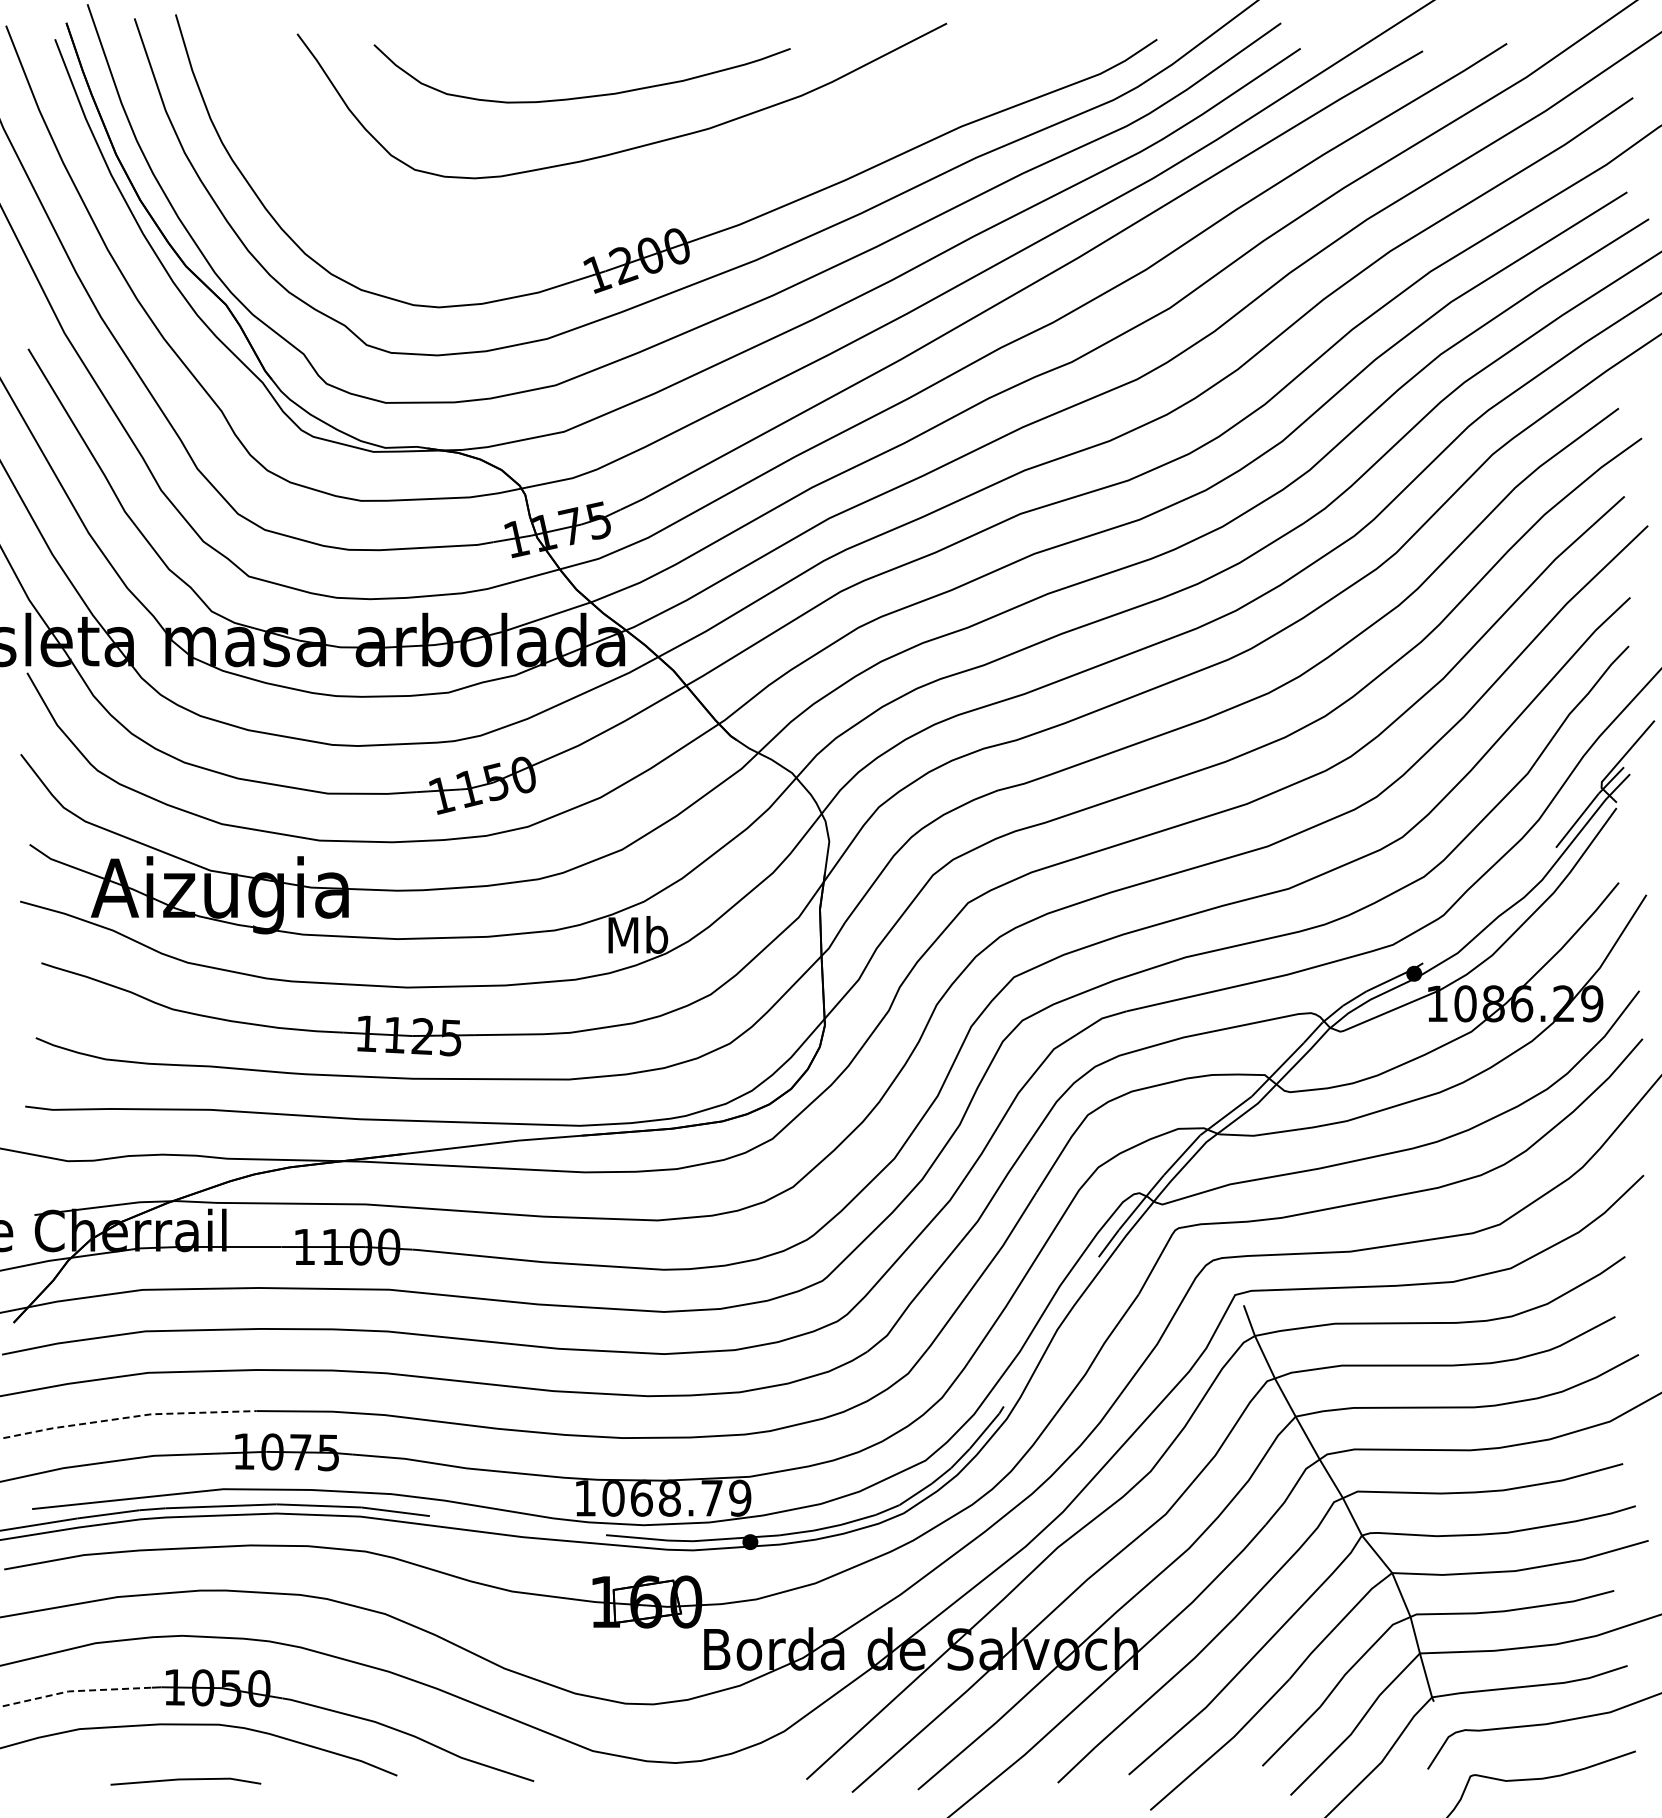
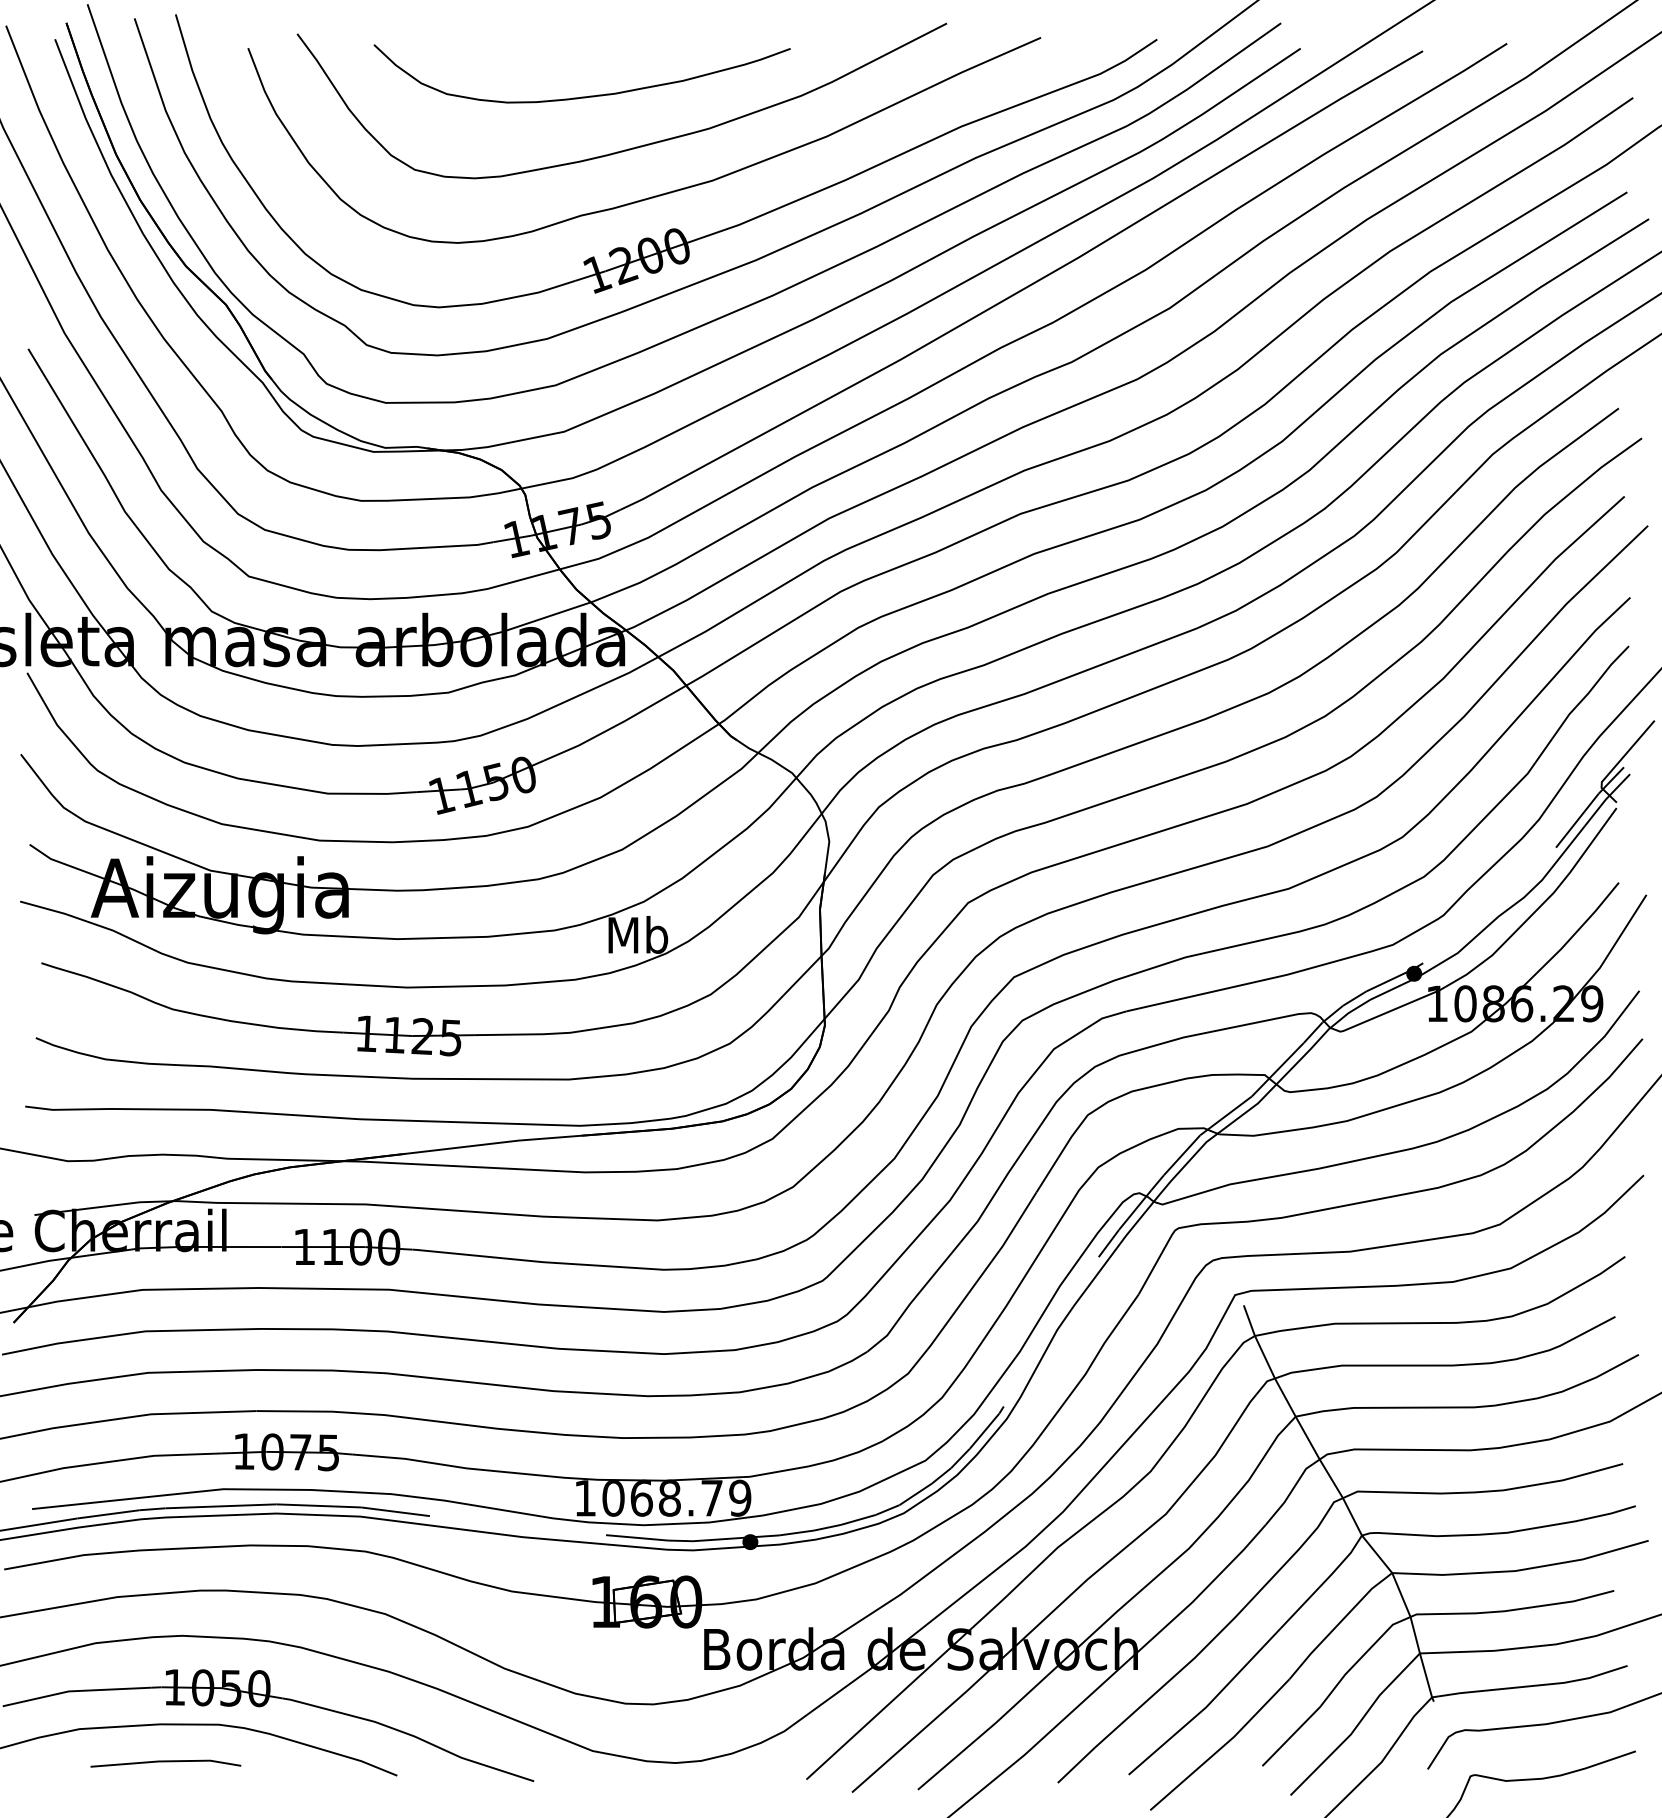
curve: none -> present (658, 194)
line: dashed -> solid (127, 1417)
line: dashed -> solid (76, 1691)
line position: (185, 1780) -> (165, 1762) (165, 1762)
